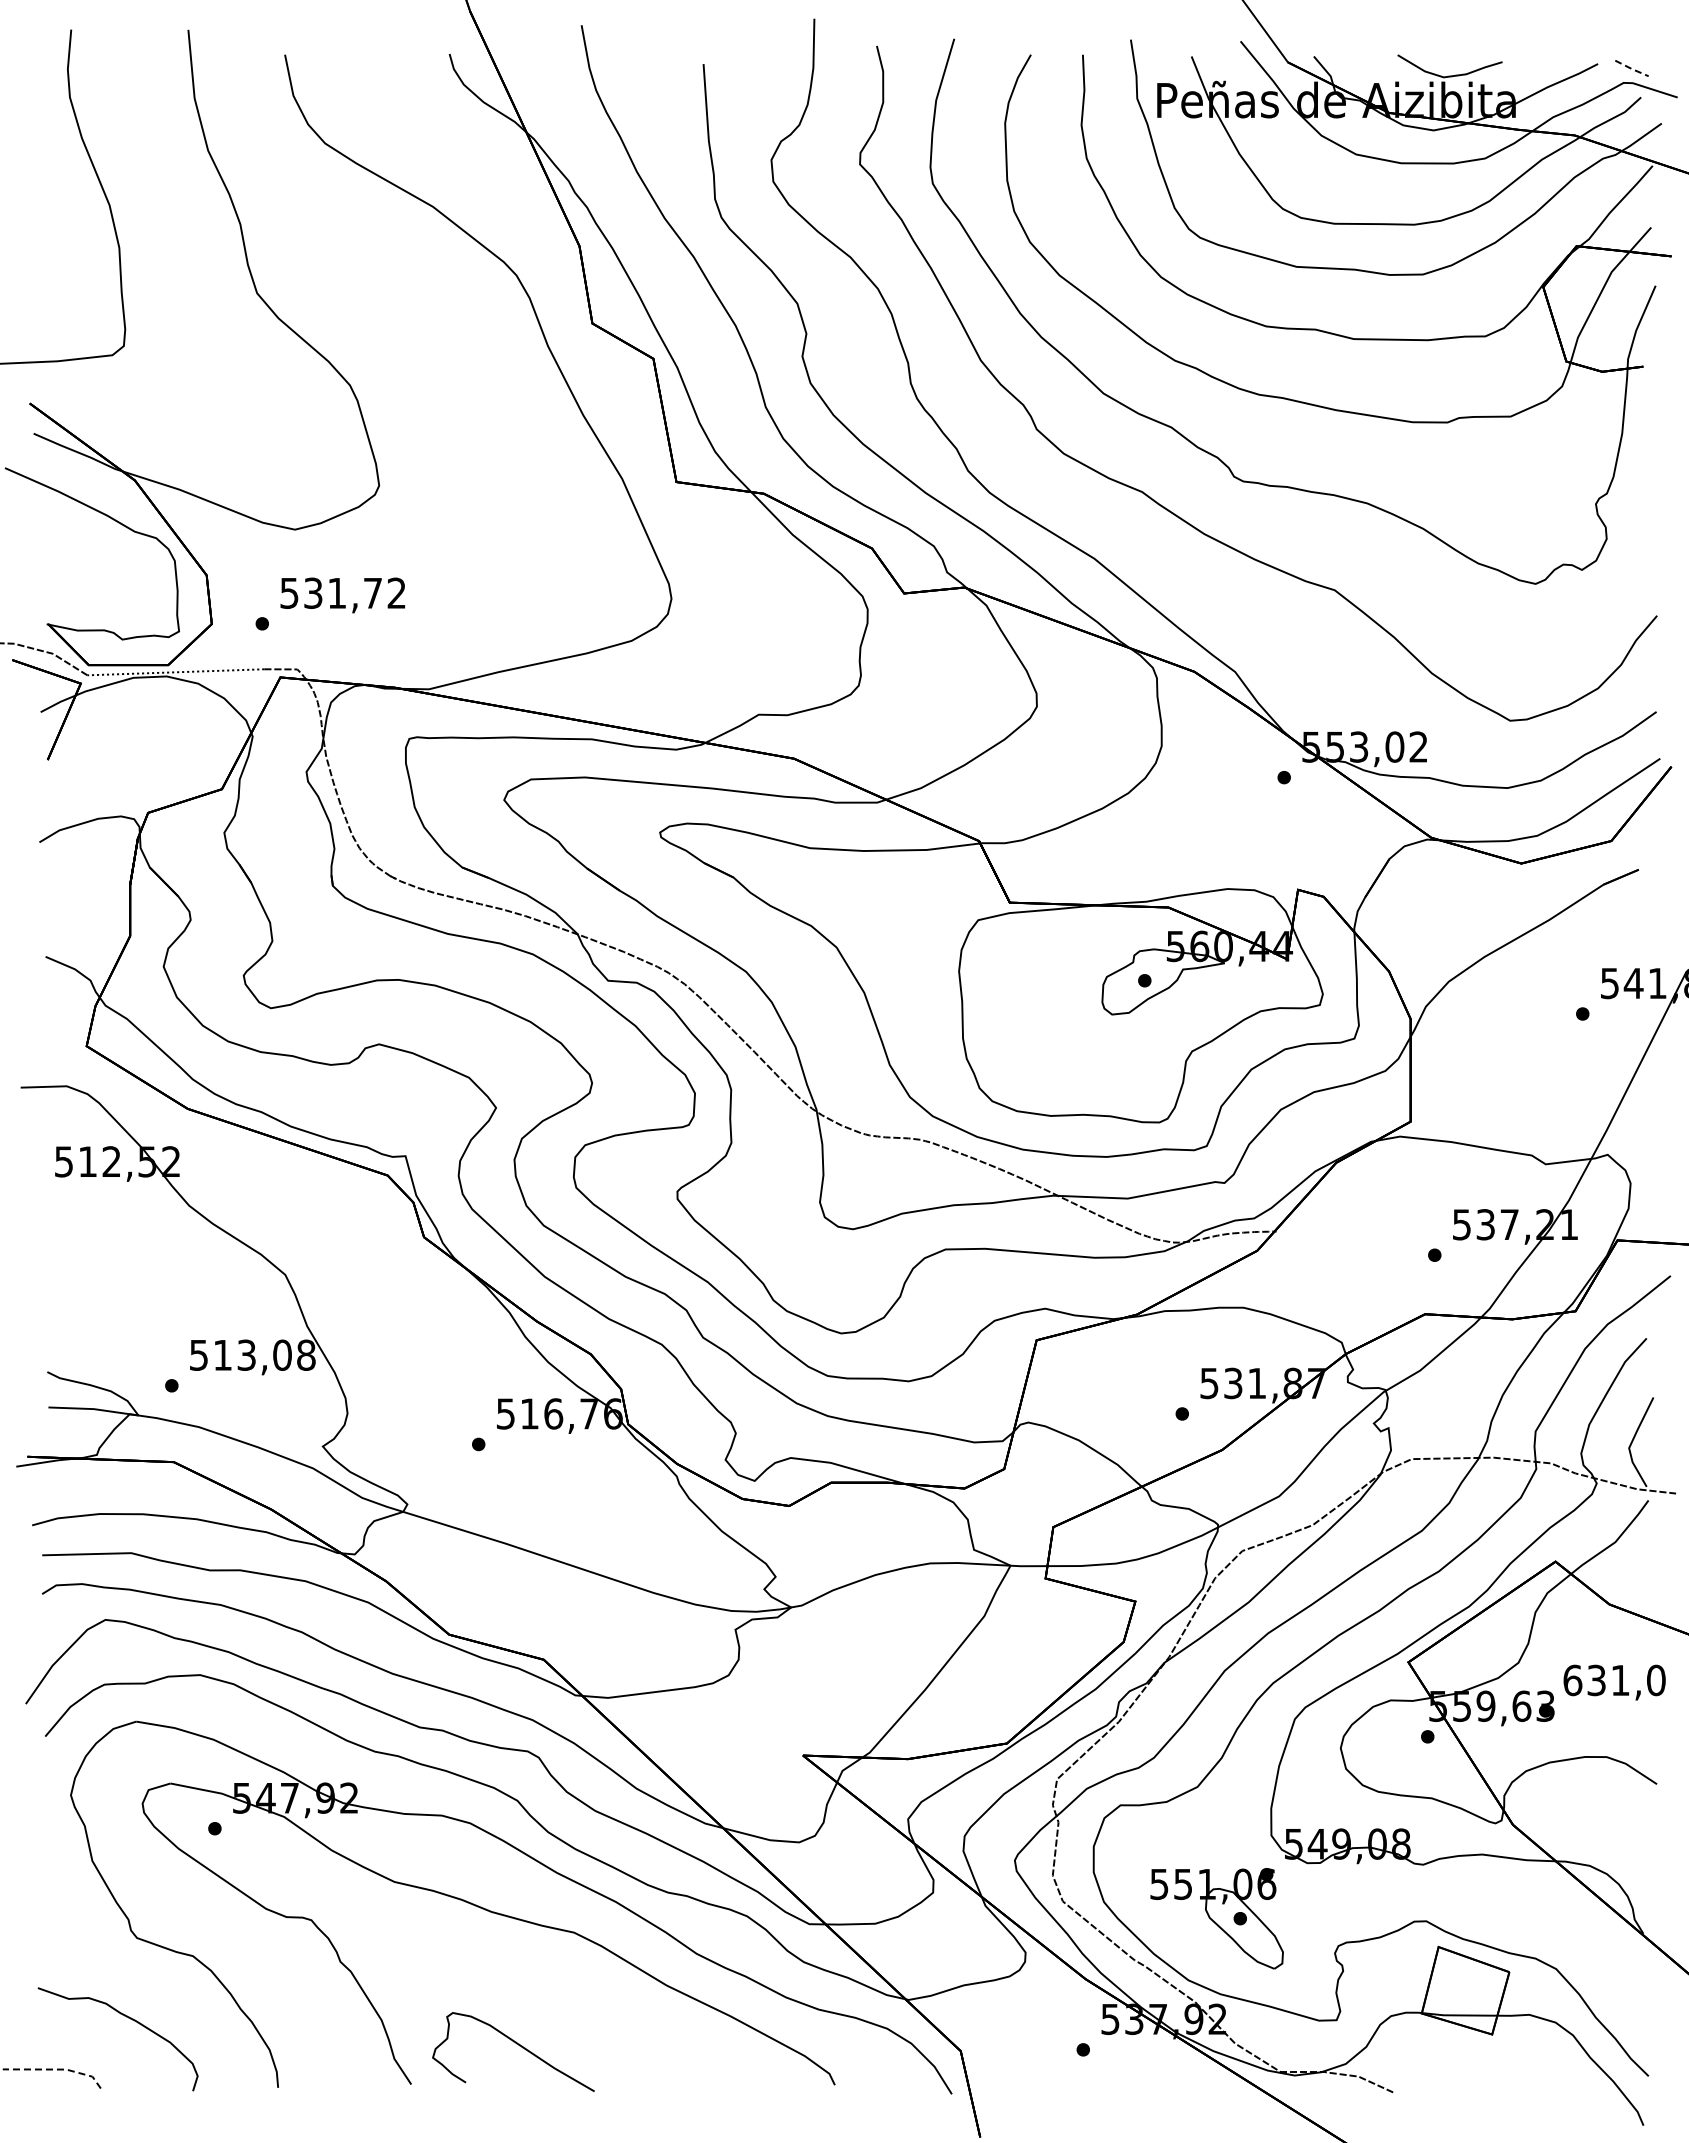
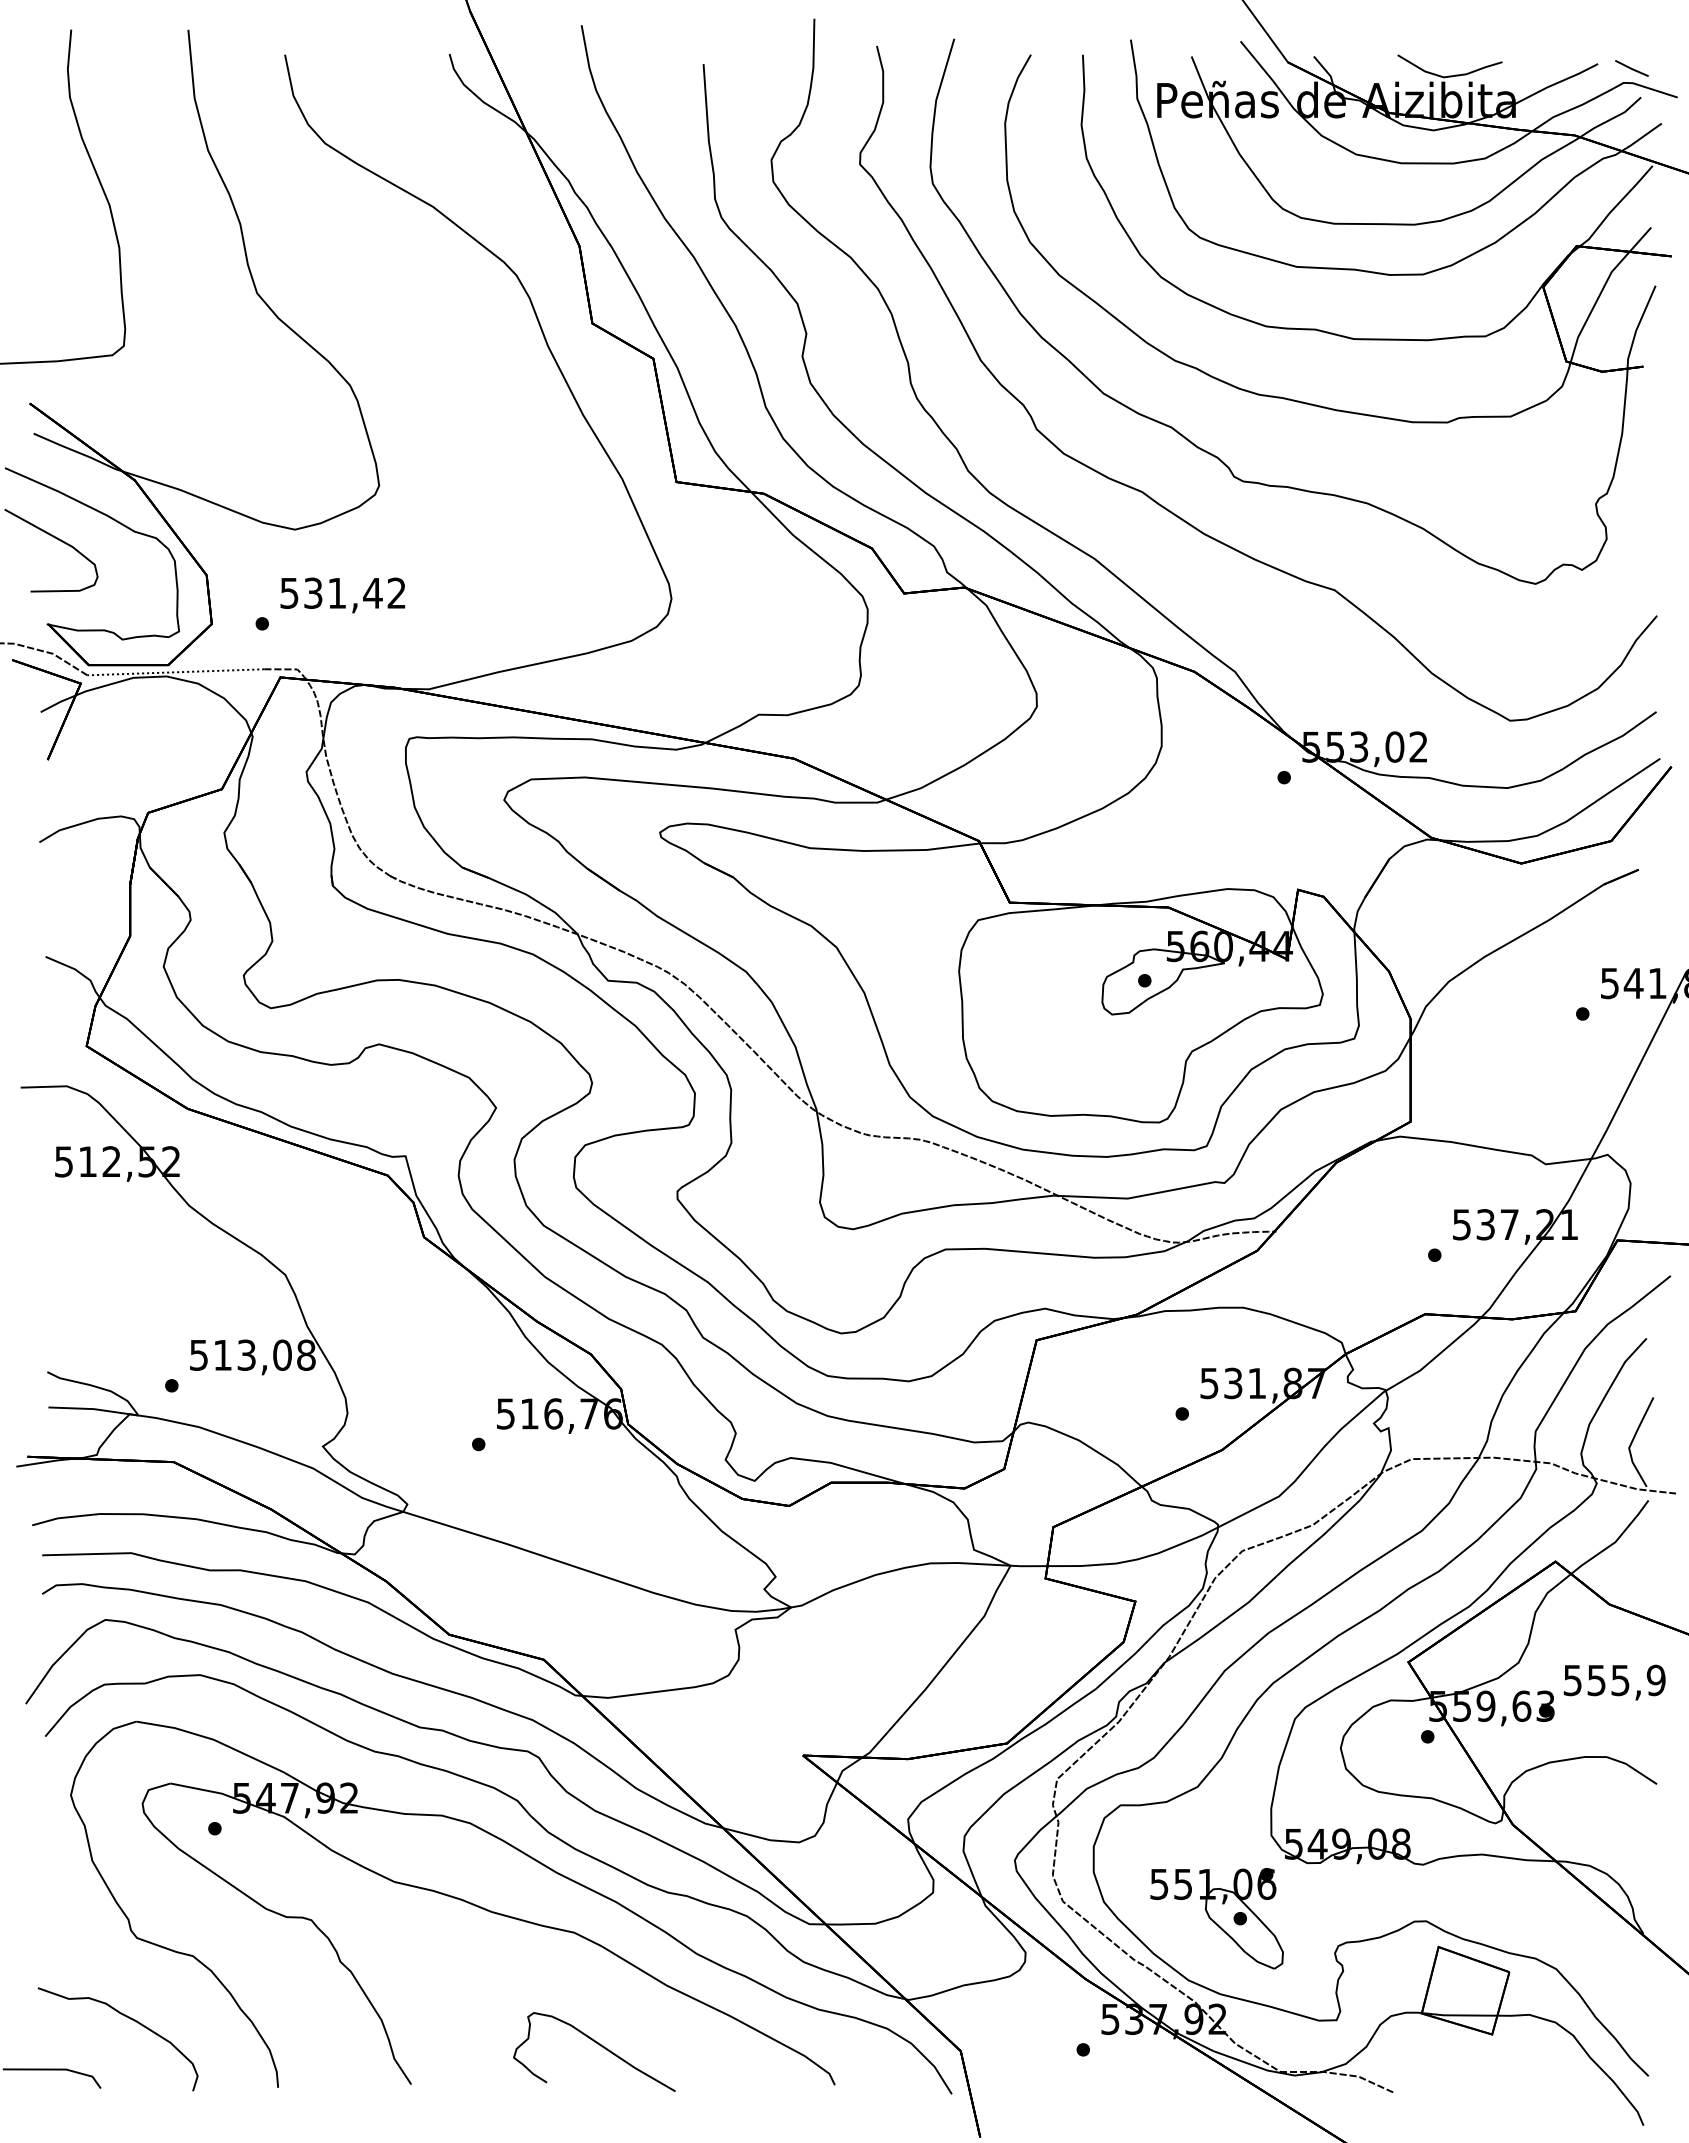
line: dashed -> solid (1632, 69)
curve: none -> present (56, 539)
text: 531,72 -> 531,42 (372, 593)
text: 631,0 -> 555,9 (1614, 1680)
curve position: (516, 2044) -> (597, 2044) (597, 2044)
line: dashed -> solid (56, 2069)
